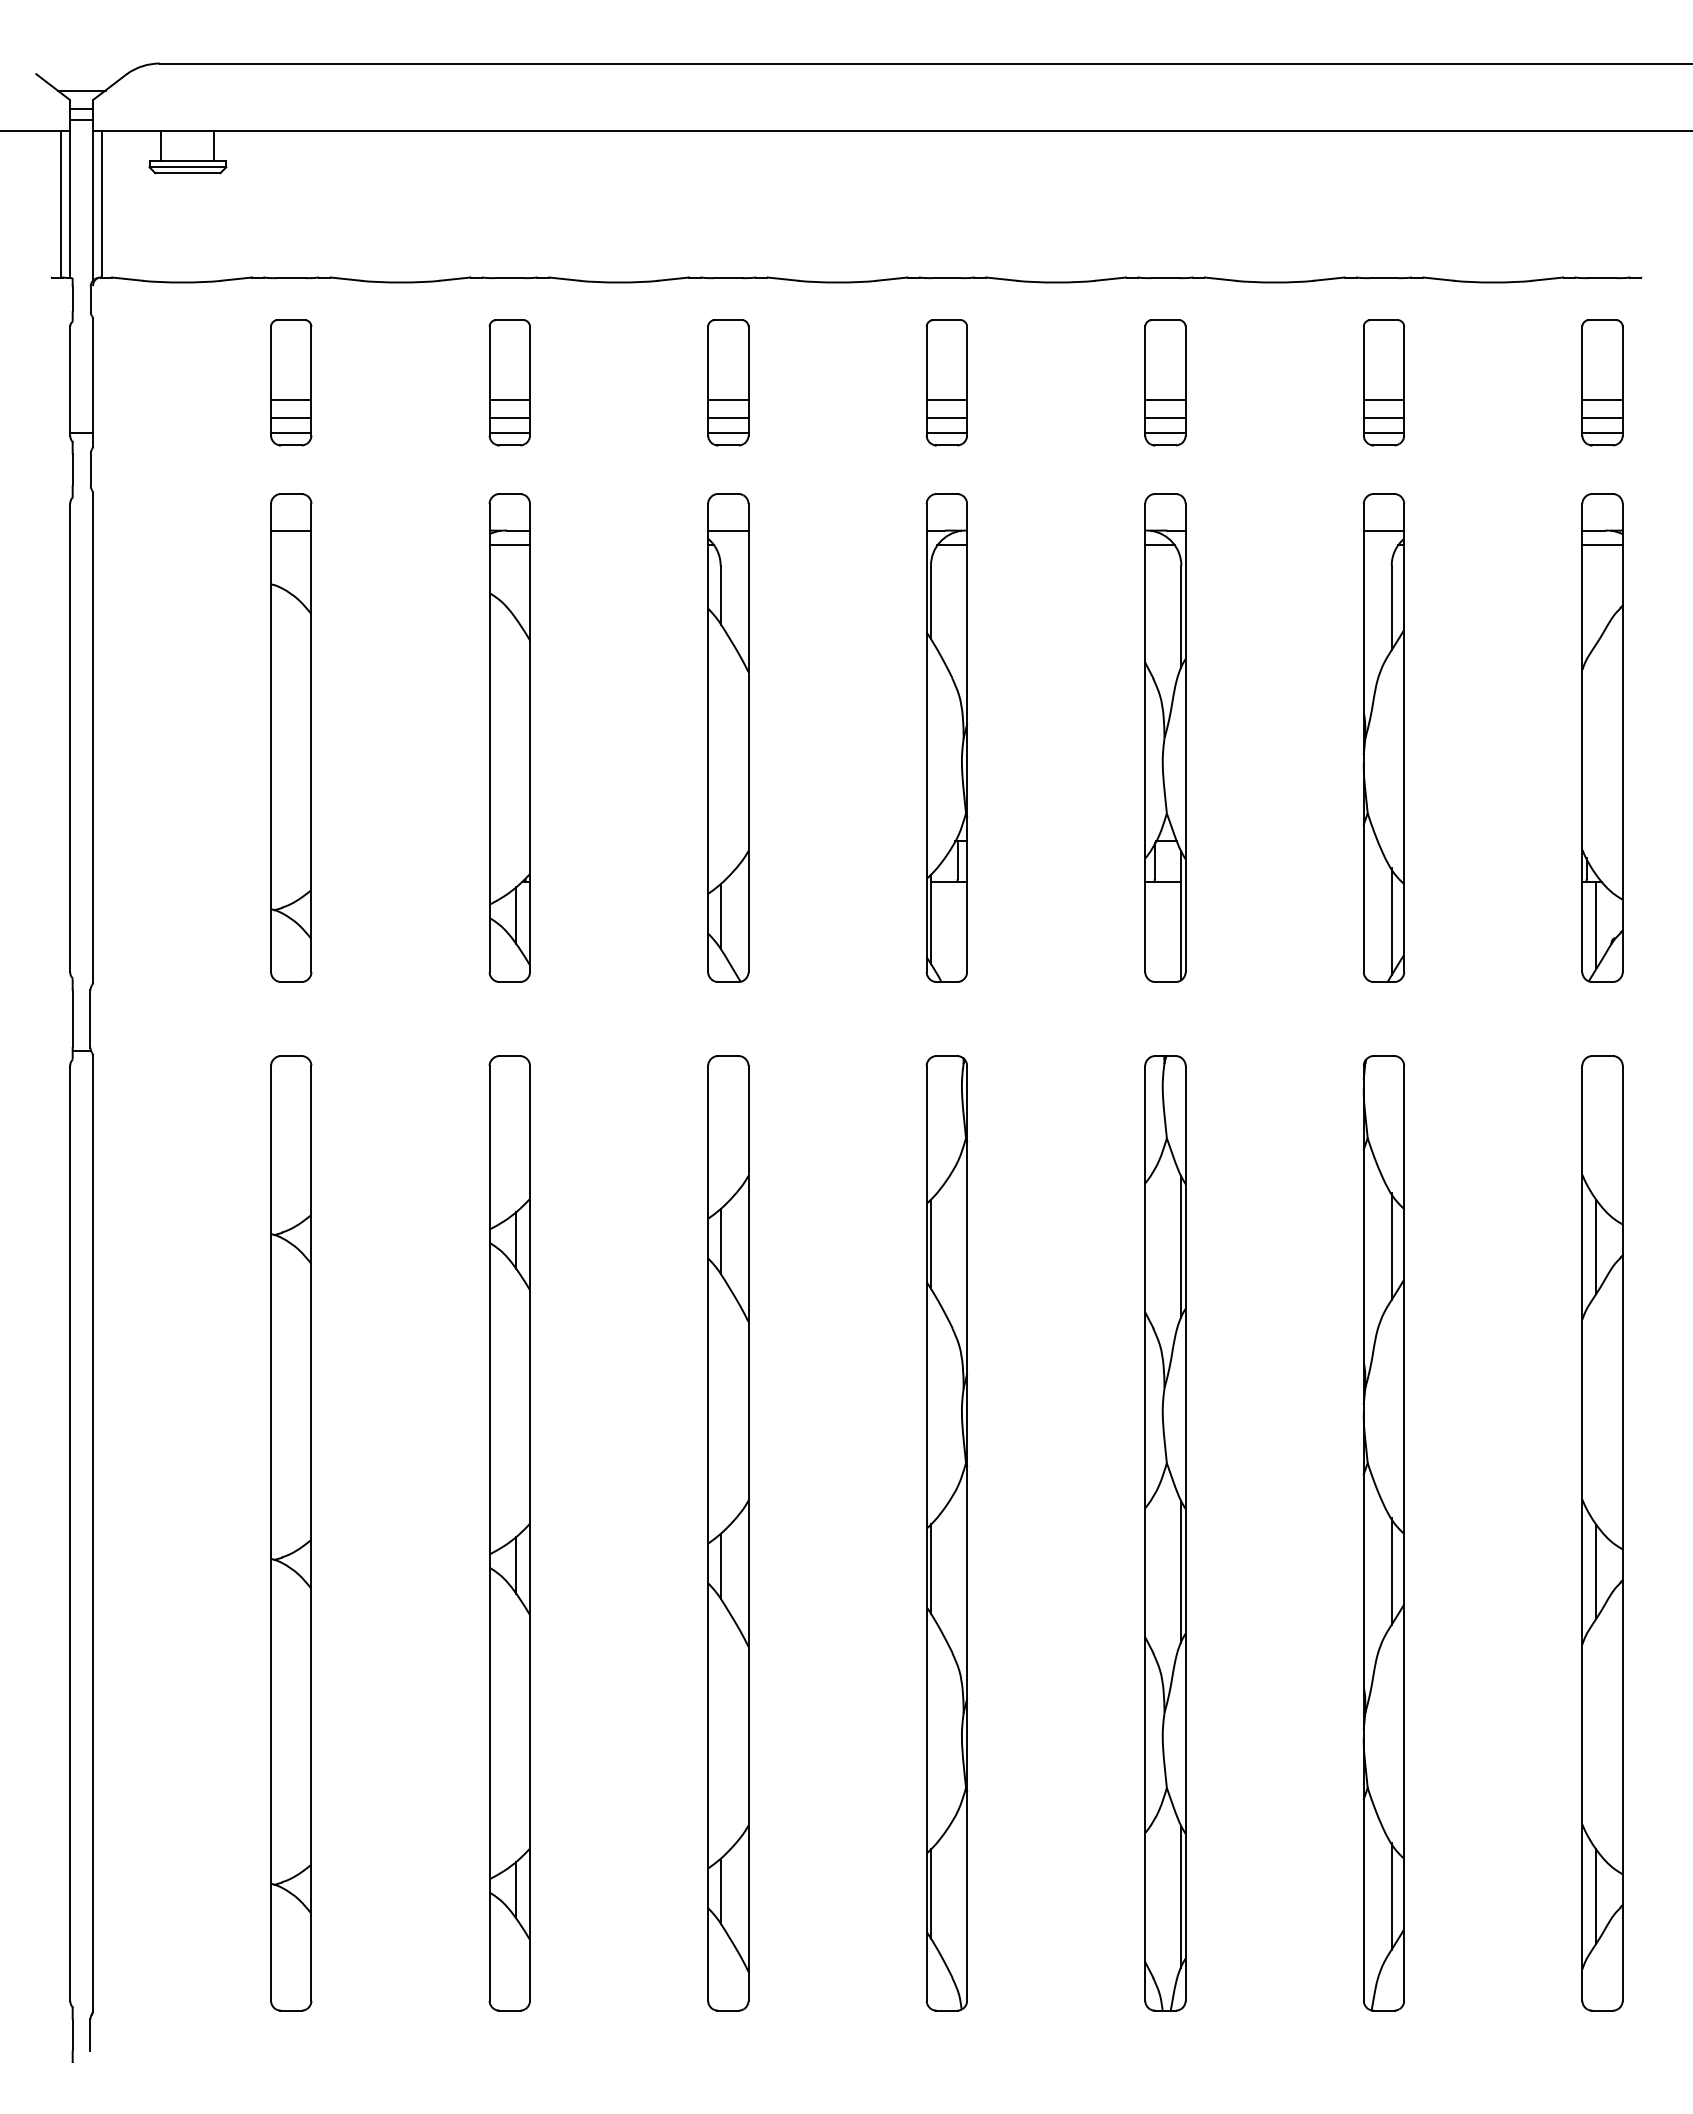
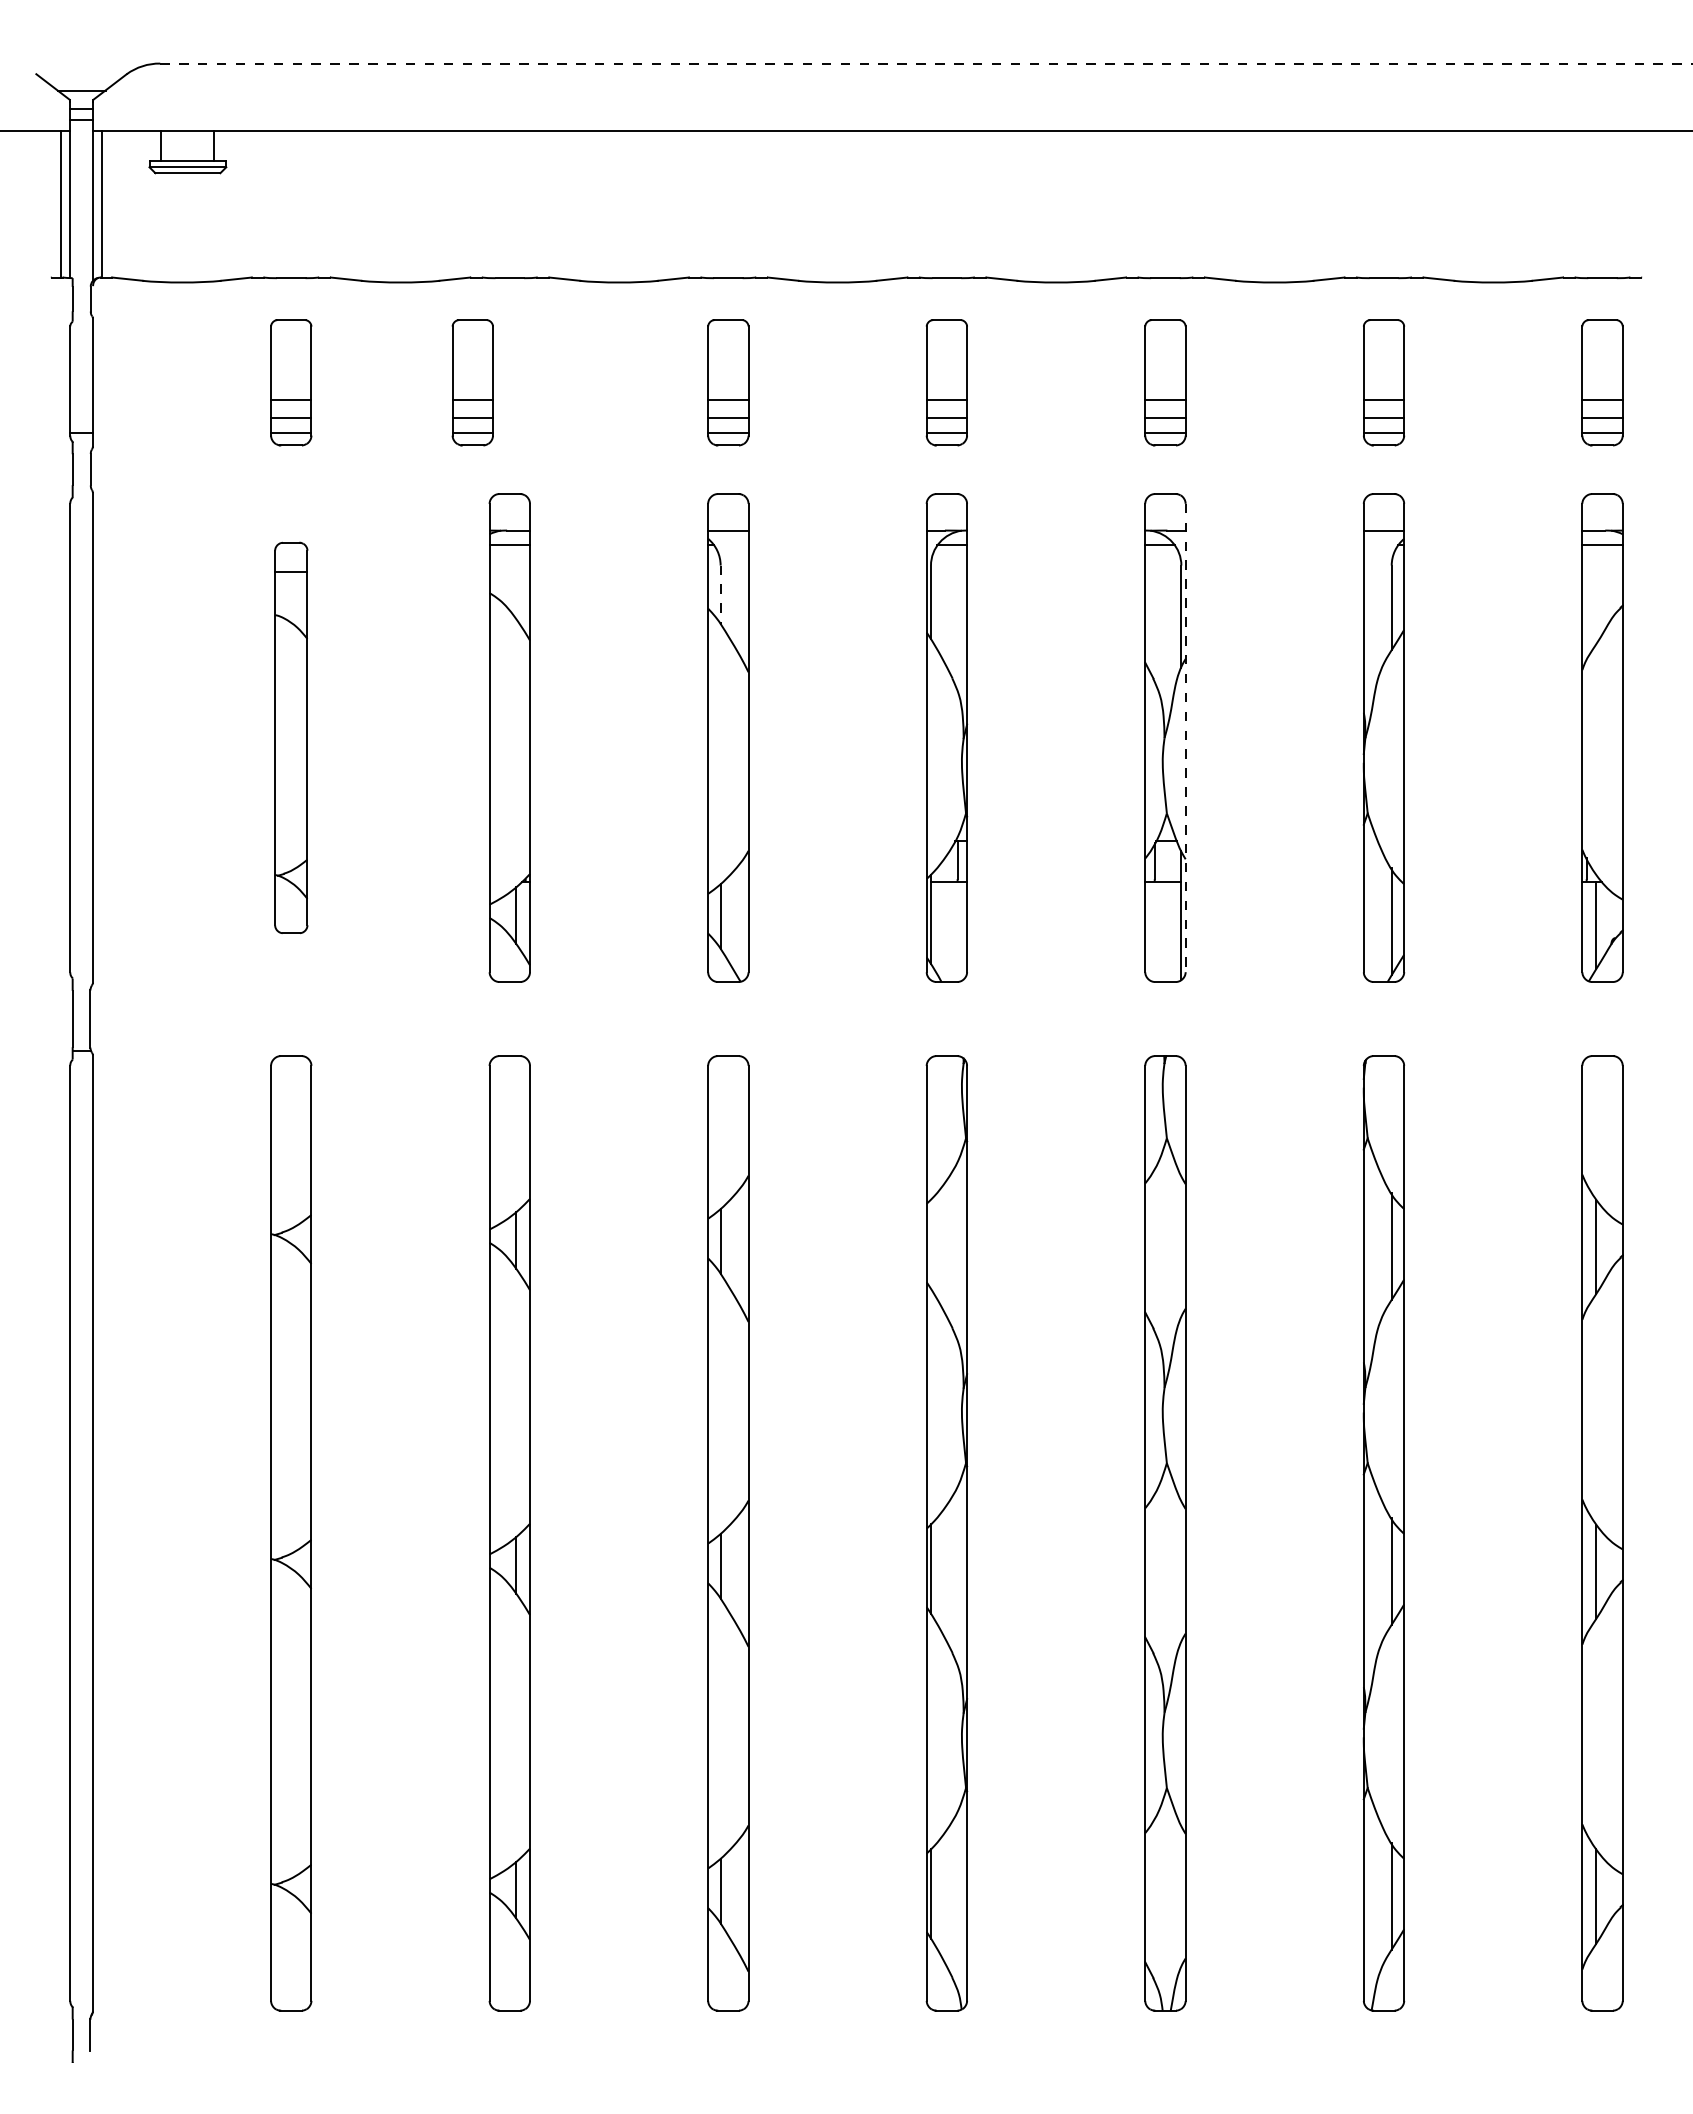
line: solid -> dashed (926, 63)
part position: (509, 382) -> (472, 382) (472, 382)
line: solid -> dashed (720, 595)
part size: 43x490 px -> 35x393 px (291, 737)
line: solid -> dashed (1185, 738)
line: present -> none (931, 1244)
line: present -> none (1181, 1247)
line: present -> none (1181, 1572)
line: present -> none (1181, 1896)
